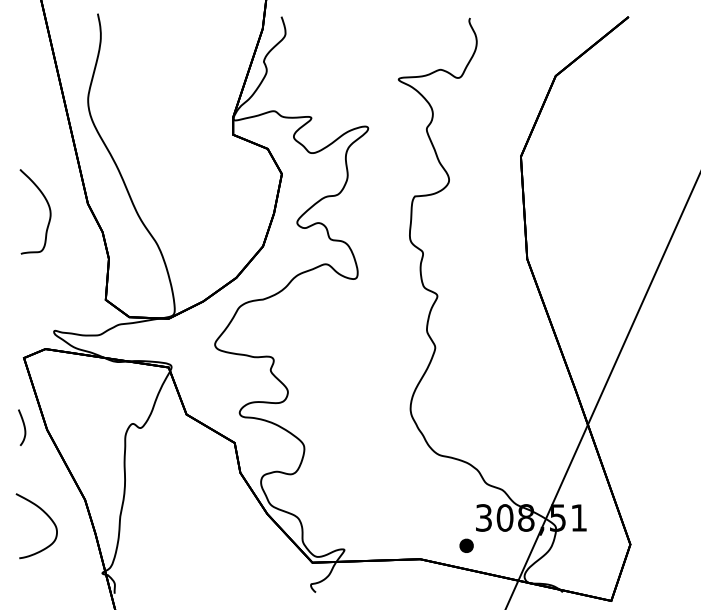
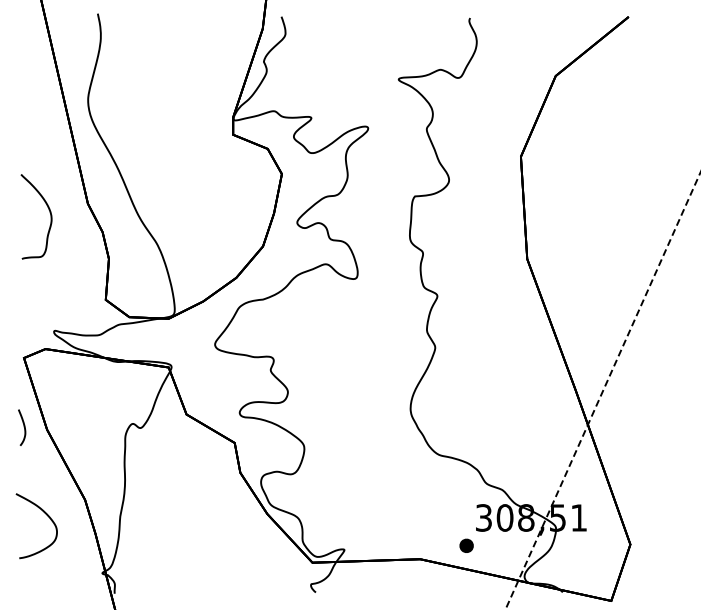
curve position: (48, 207) -> (49, 212) (49, 212)
line: solid -> dashed (603, 390)
